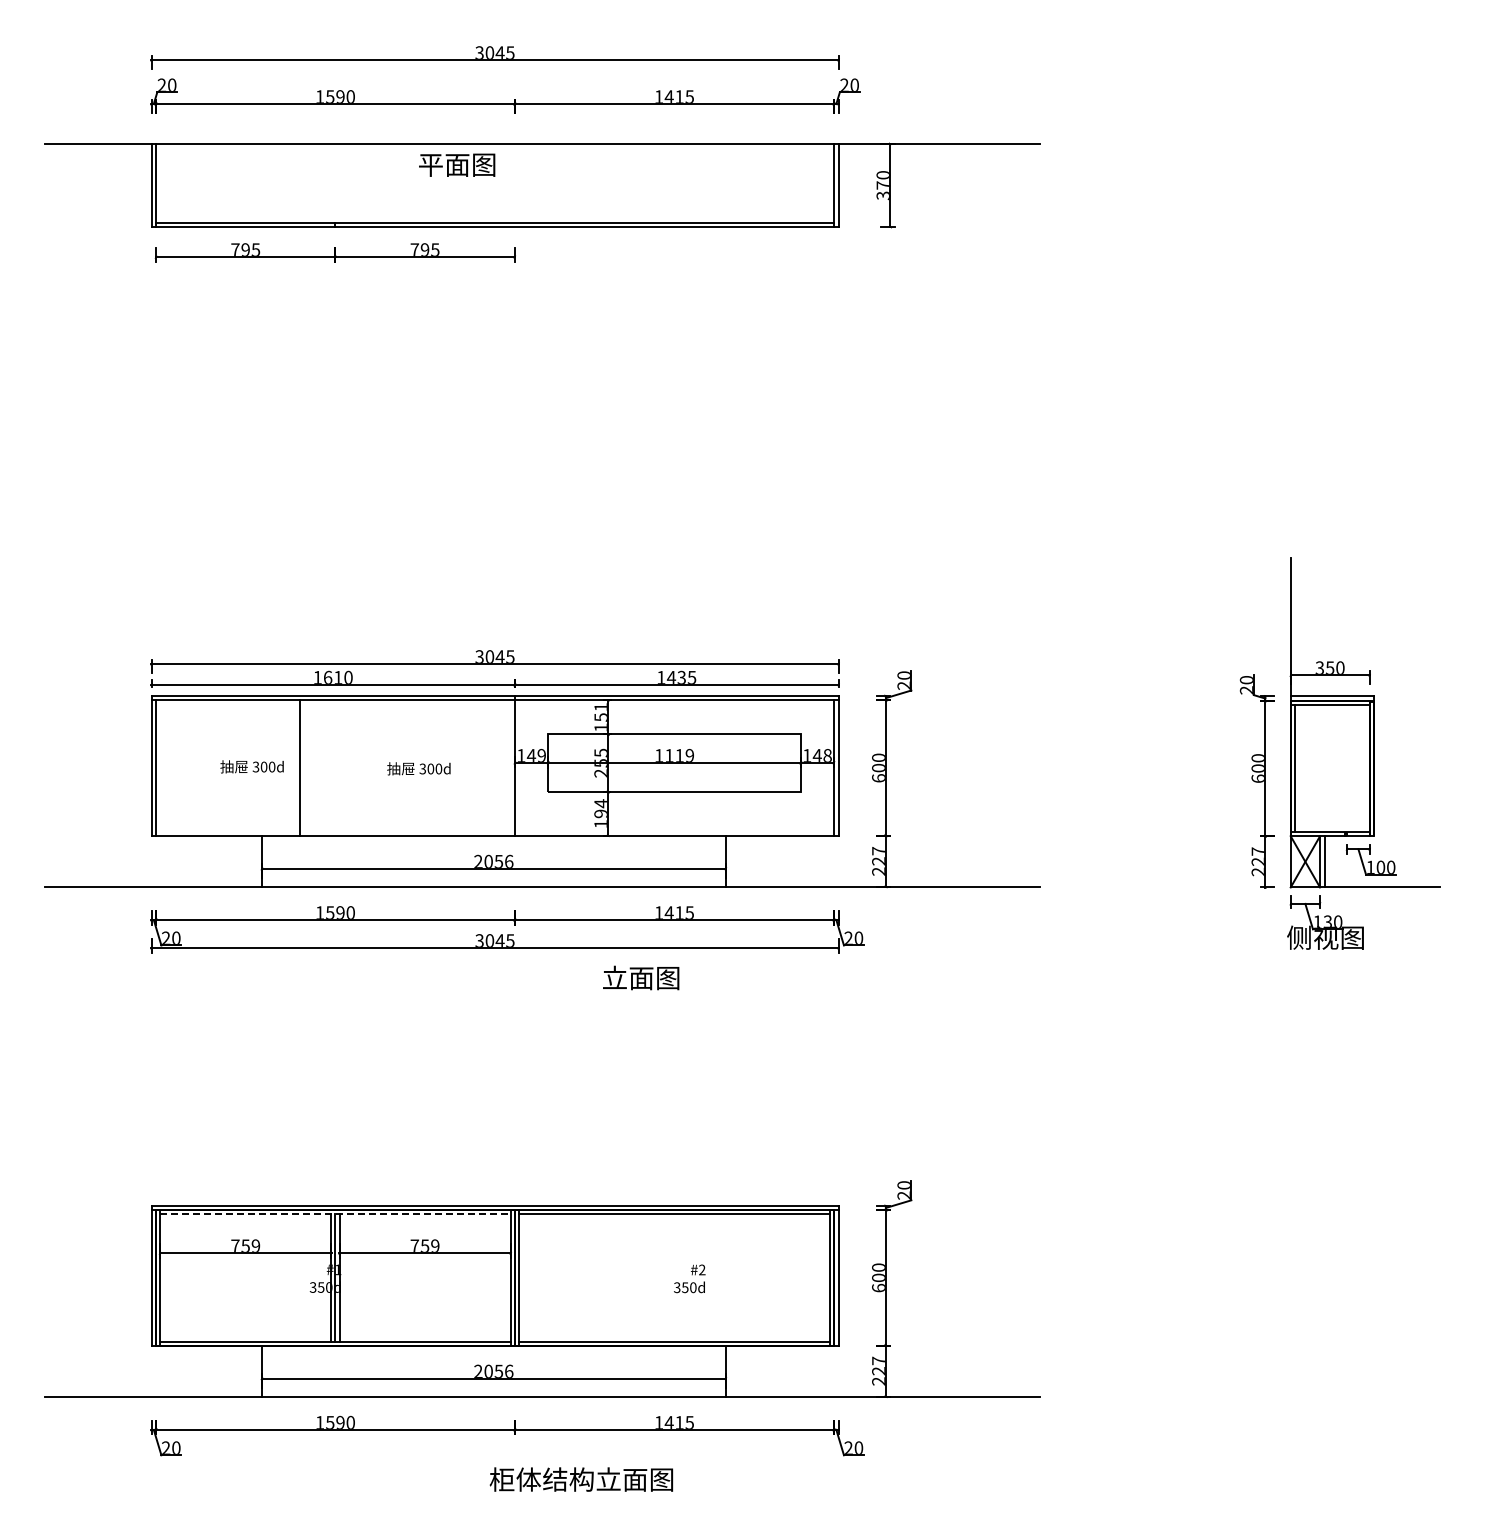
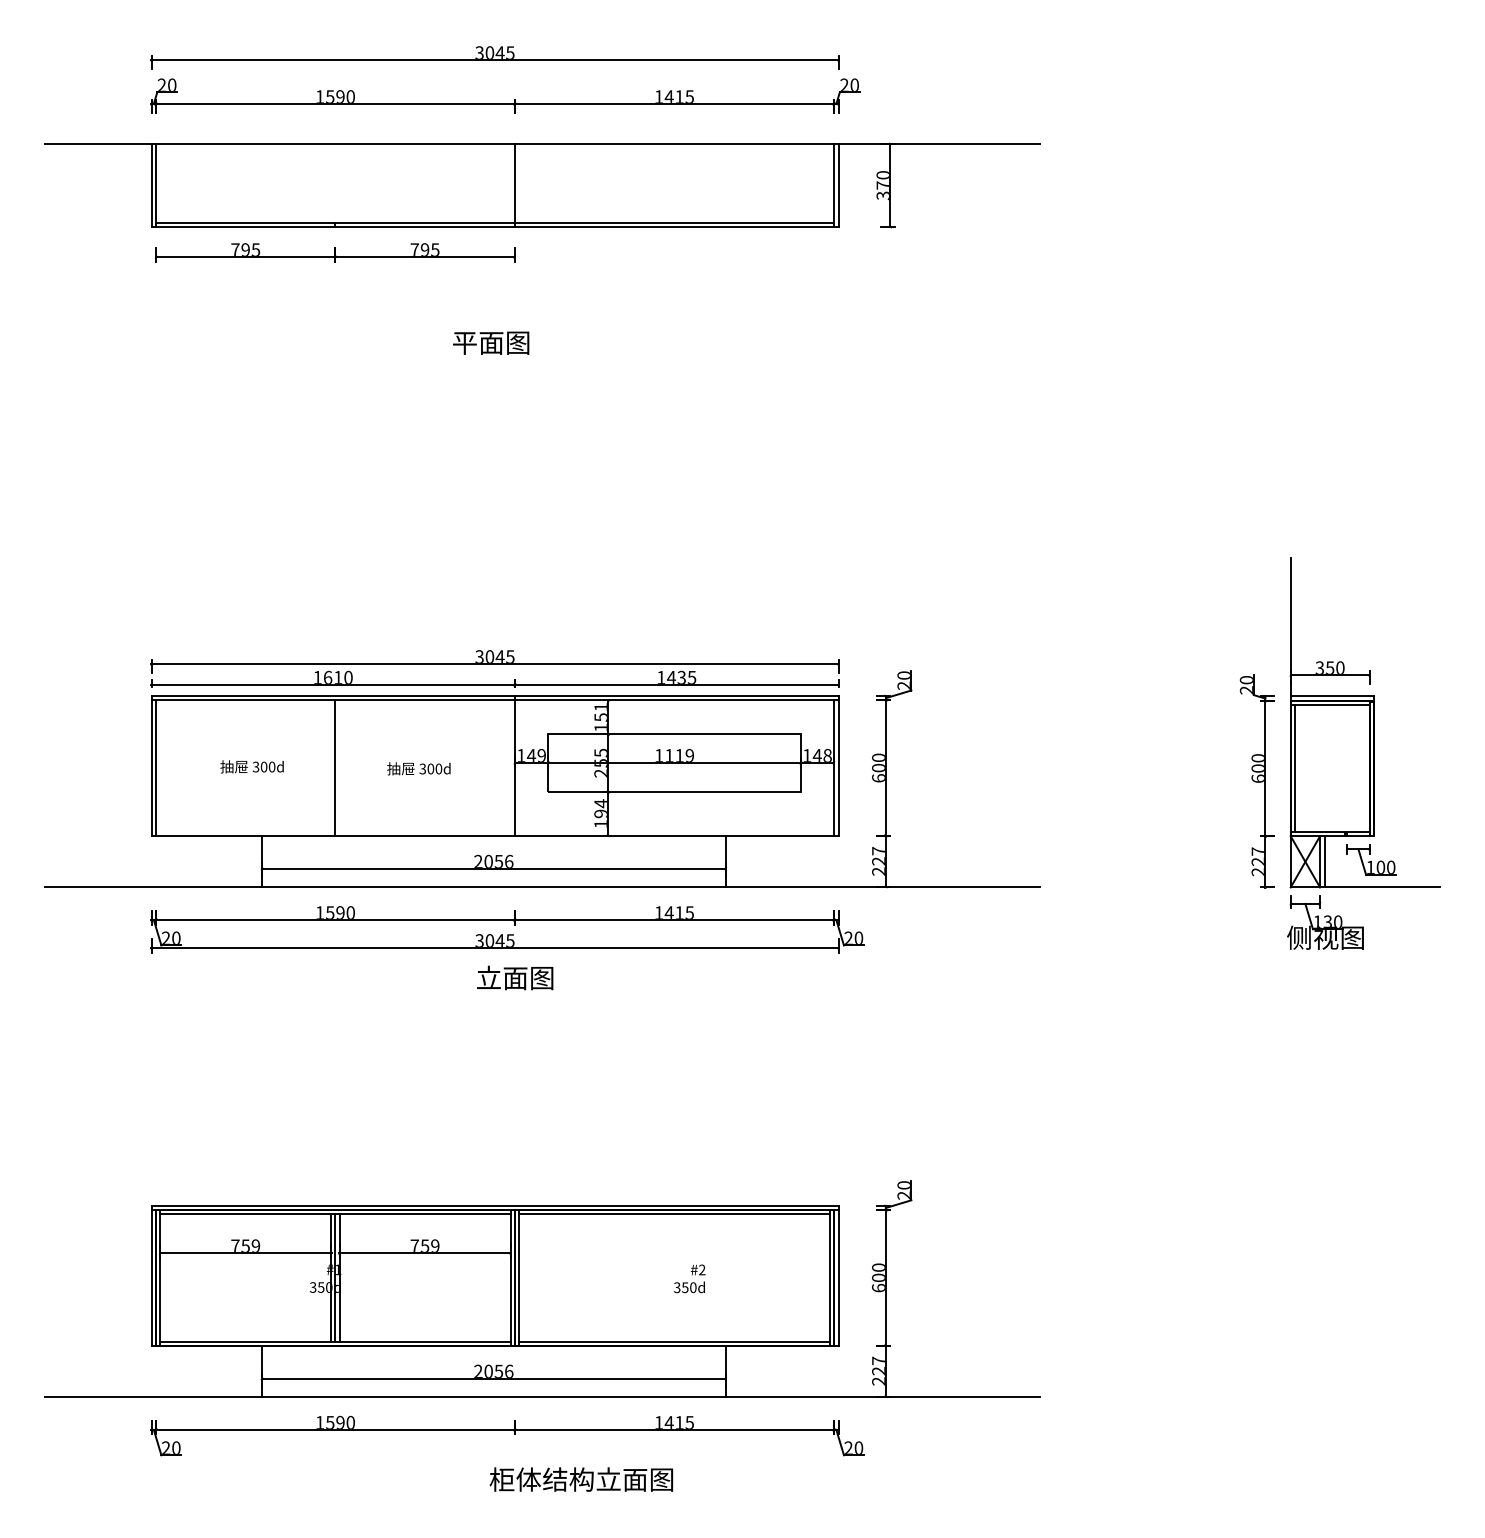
text position: (457, 164) -> (491, 342) (491, 342)
line: none -> present (514, 185)
line position: (300, 767) -> (335, 767) (335, 767)
text position: (641, 977) -> (515, 977) (515, 977)
line: dashed -> solid (335, 1214)
